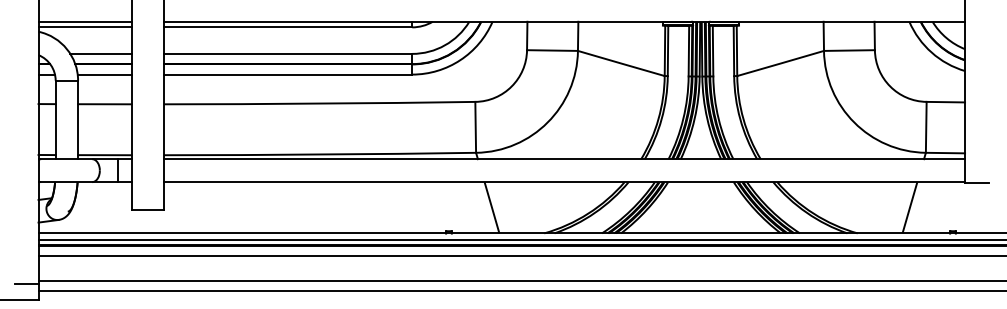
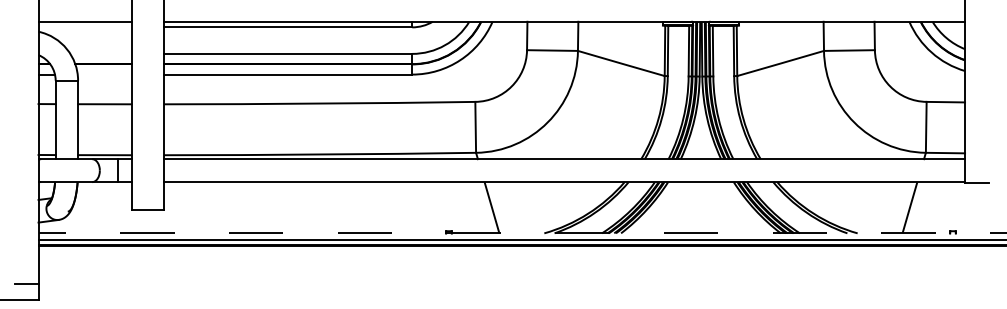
line: present -> none (84, 27)
line: present -> none (100, 53)
line: present -> none (104, 74)
line: solid -> dashed (522, 233)
line: present -> none (520, 255)
line: present -> none (520, 281)
line: present -> none (520, 291)
